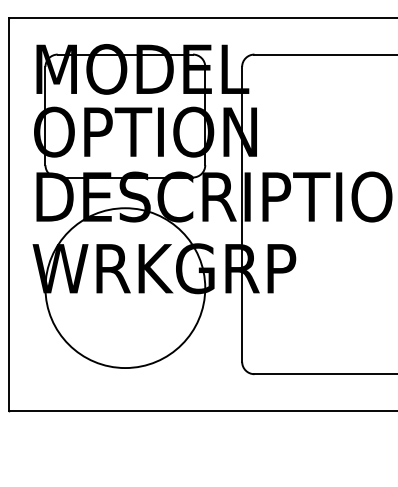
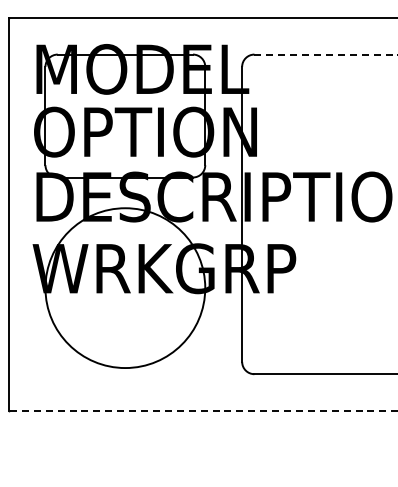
line: solid -> dashed (326, 54)
line: solid -> dashed (202, 411)
